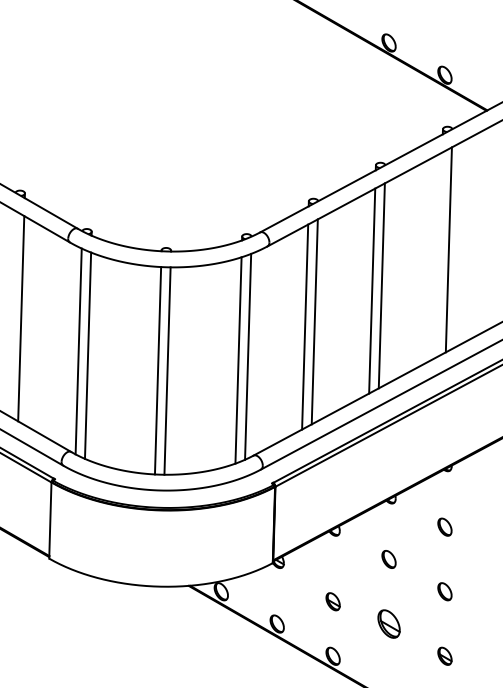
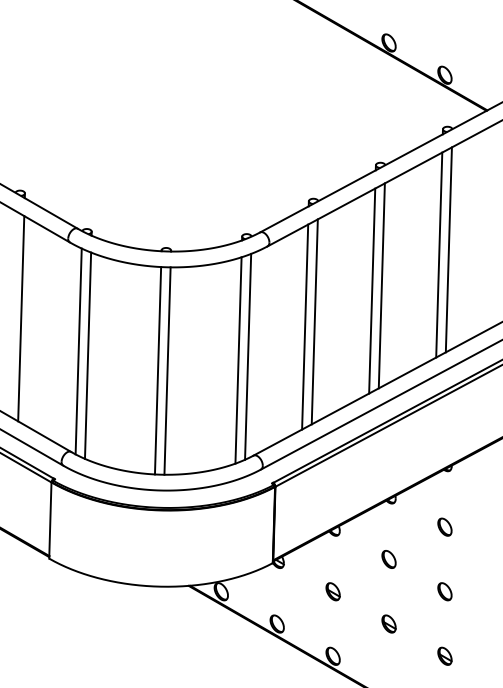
line: none -> present (439, 254)
part position: (332, 601) -> (332, 591) (332, 591)
part size: 24x30 px -> 16x20 px (388, 623)
